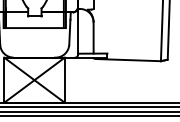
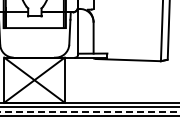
line: solid -> dashed (90, 111)
